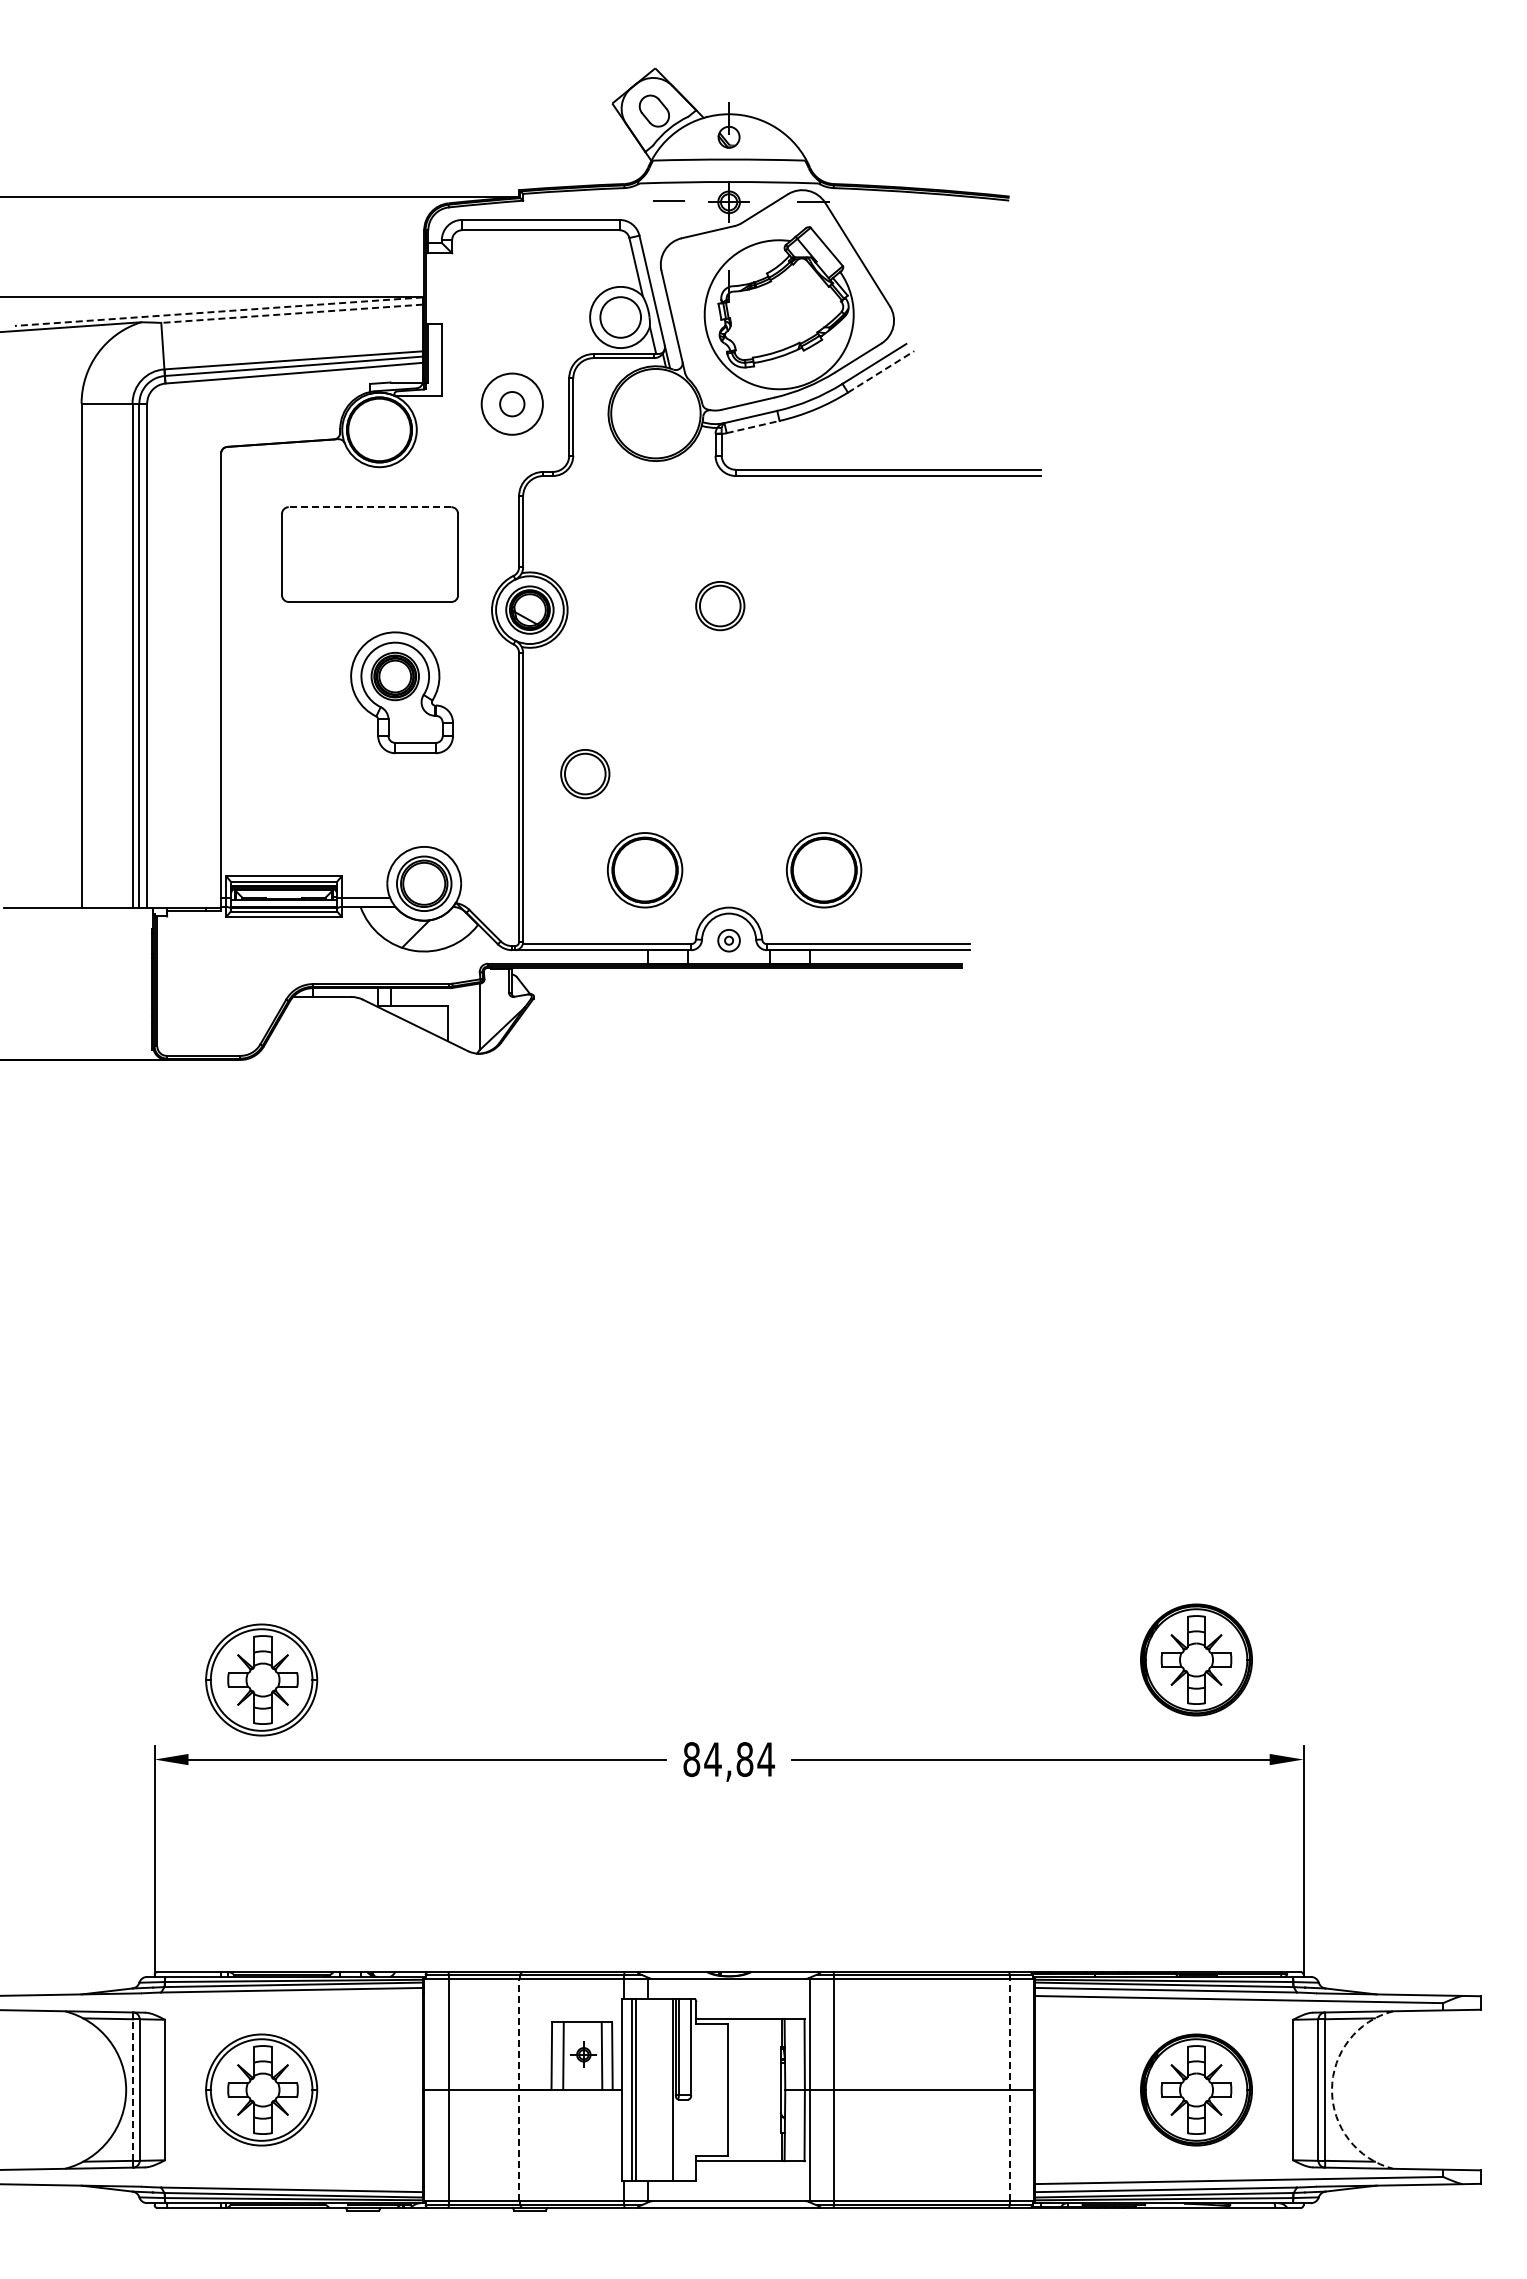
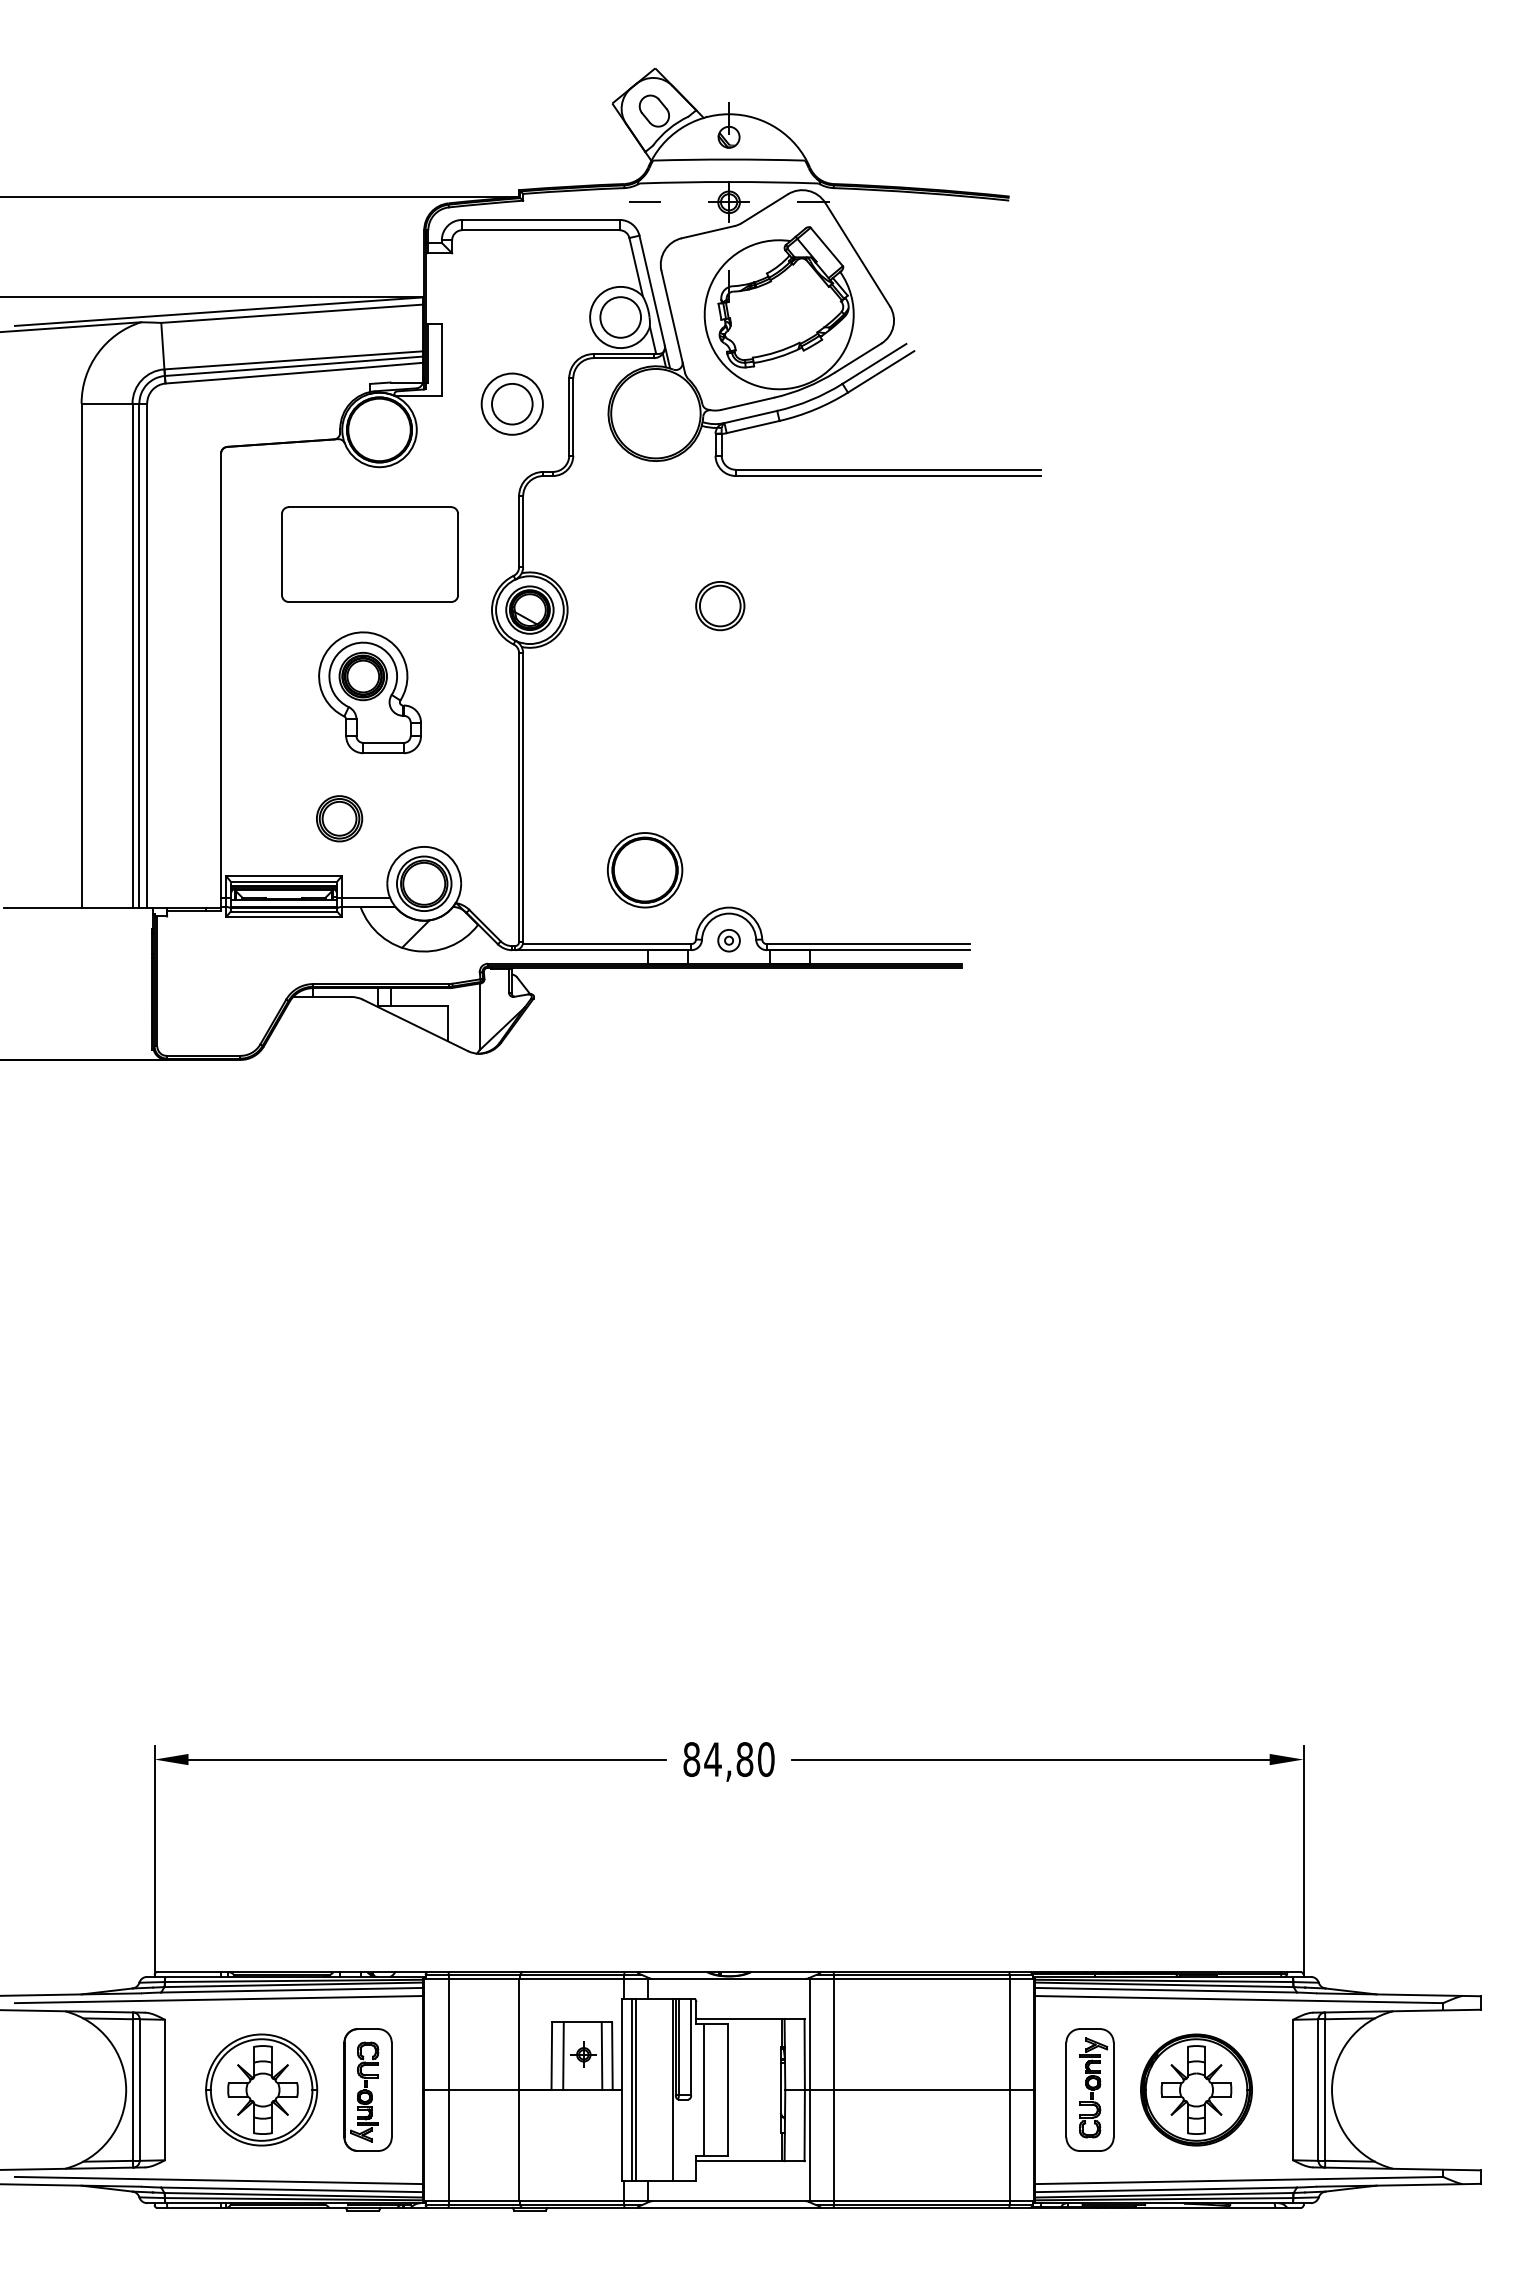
line position: (668, 200) -> (644, 201) (644, 201)
line: dashed -> solid (218, 311)
line: dashed -> solid (291, 313)
line: dashed -> solid (881, 371)
circle diameter: 24 px -> 41 px (512, 403)
line: dashed -> solid (753, 426)
line: dashed -> solid (369, 507)
part position: (401, 692) -> (369, 692) (369, 692)
part: present -> none (585, 774)
part: none -> present (339, 818)
part: present -> none (824, 870)
part: present -> none (1196, 1659)
part: present -> none (261, 1679)
text: 84,84 -> 84,80 (765, 1759)
line: none -> present (218, 1999)
part: none -> present (367, 2089)
line: dashed -> solid (519, 2089)
line: none -> present (703, 2089)
line: dashed -> solid (1009, 2089)
part: none -> present (1089, 2089)
line: dashed -> solid (132, 2090)
arc: dashed -> solid (1332, 2090)
line: none -> present (218, 2180)
